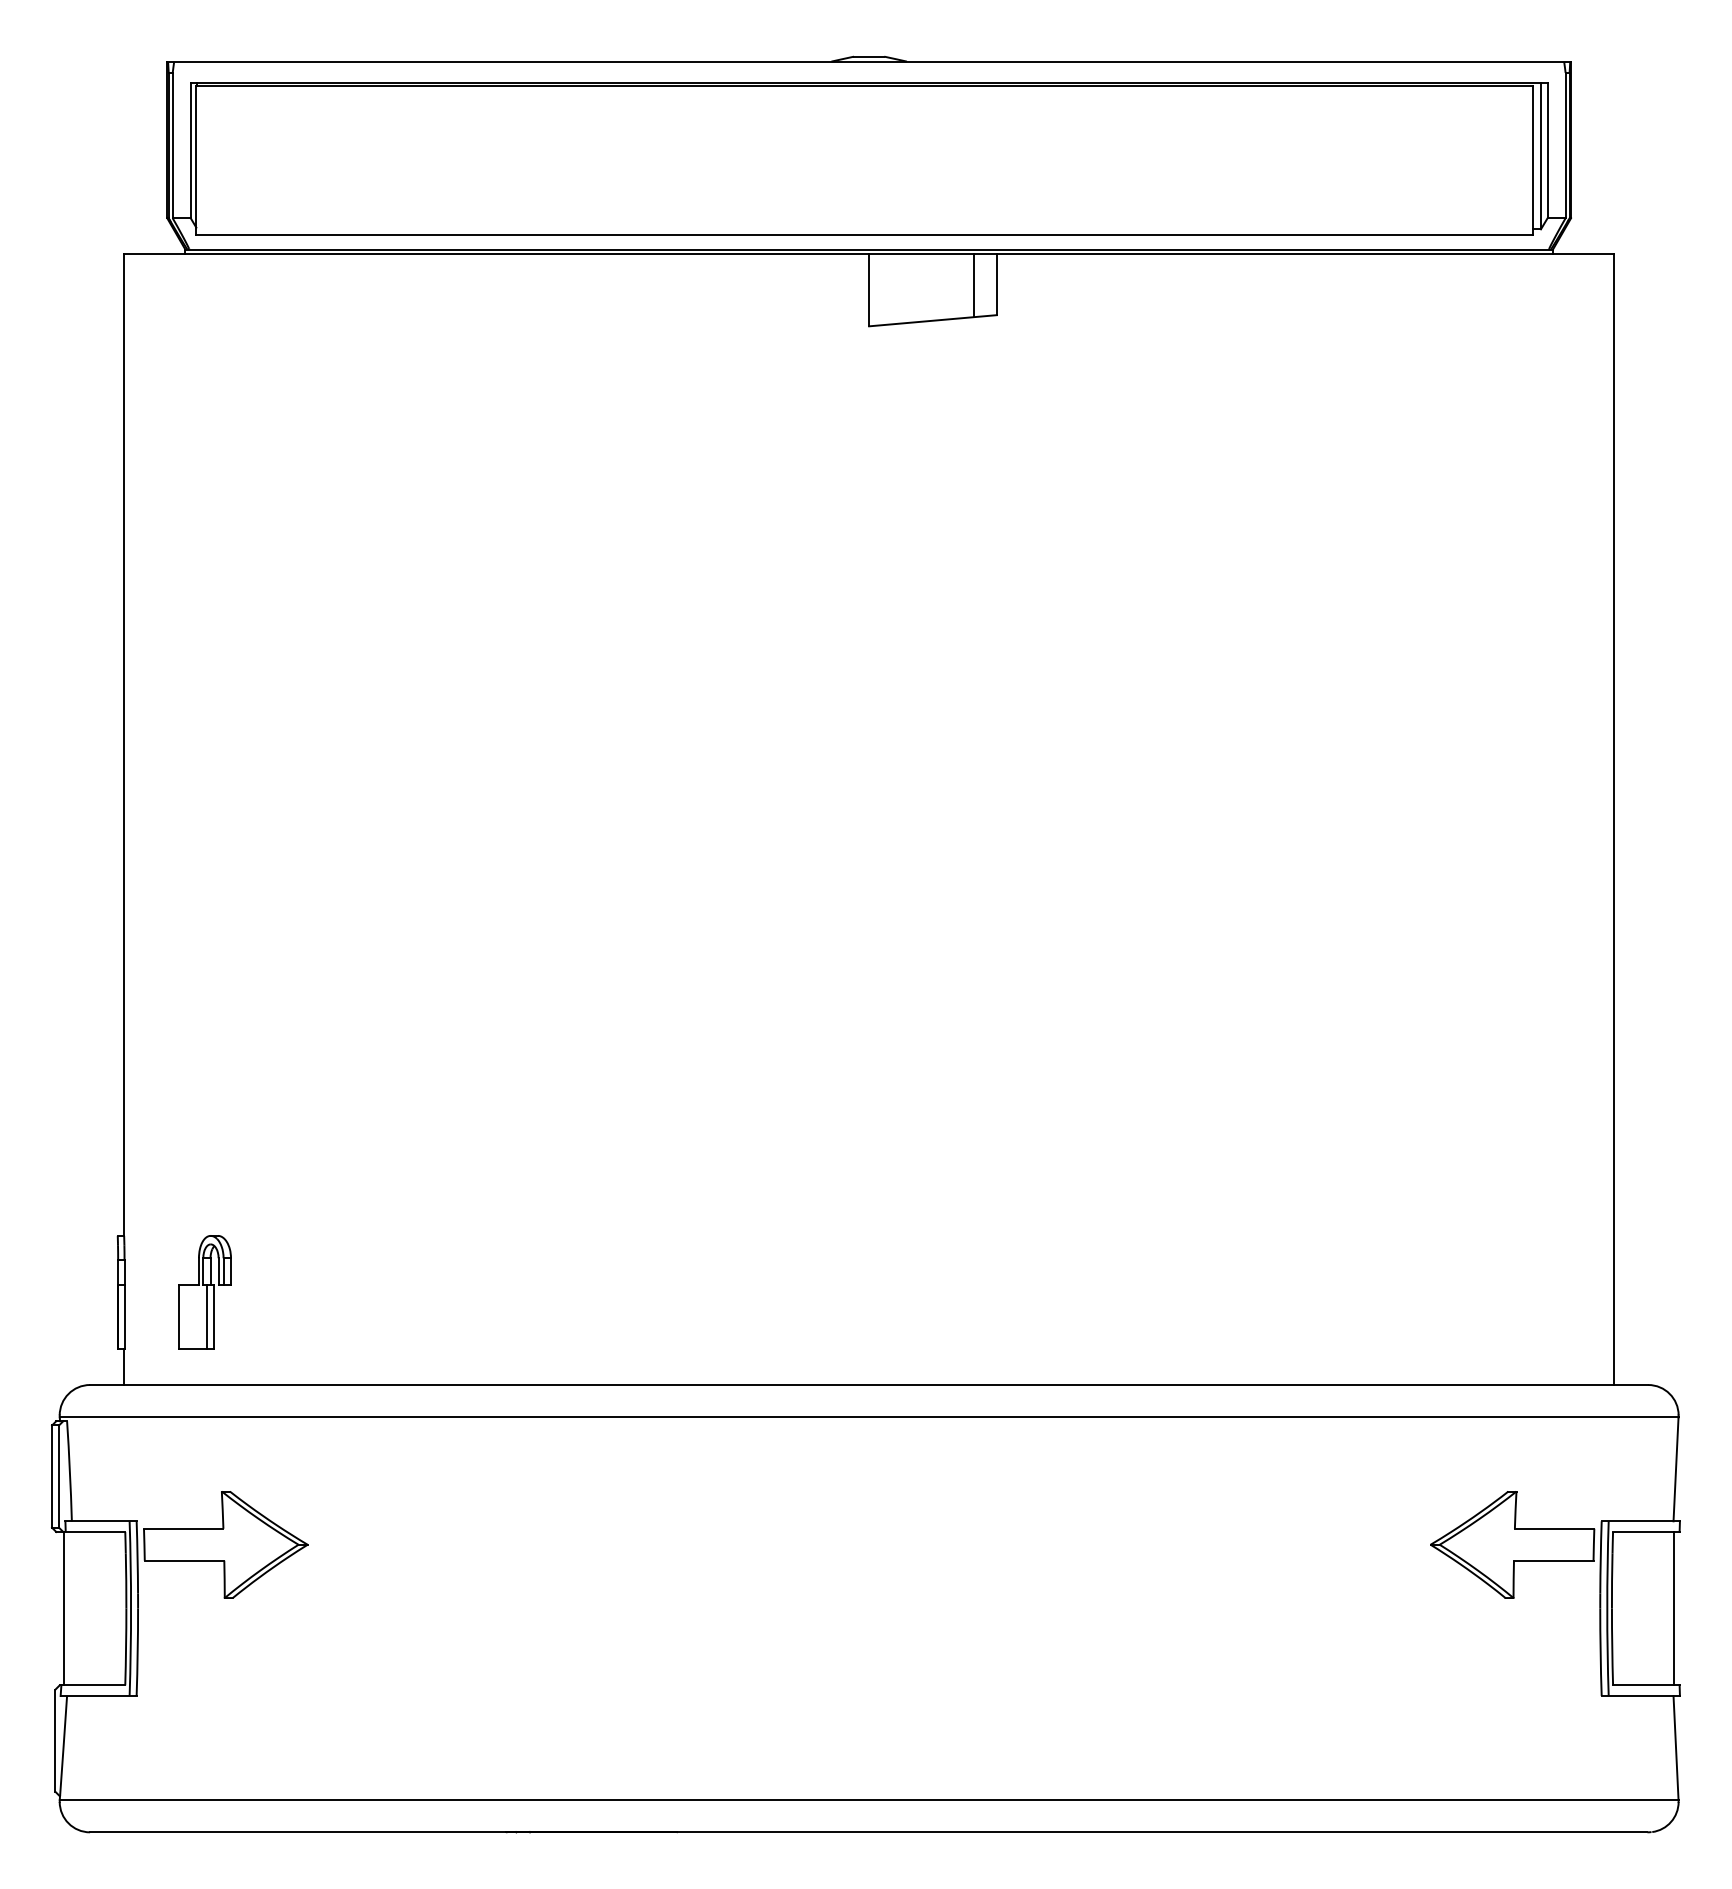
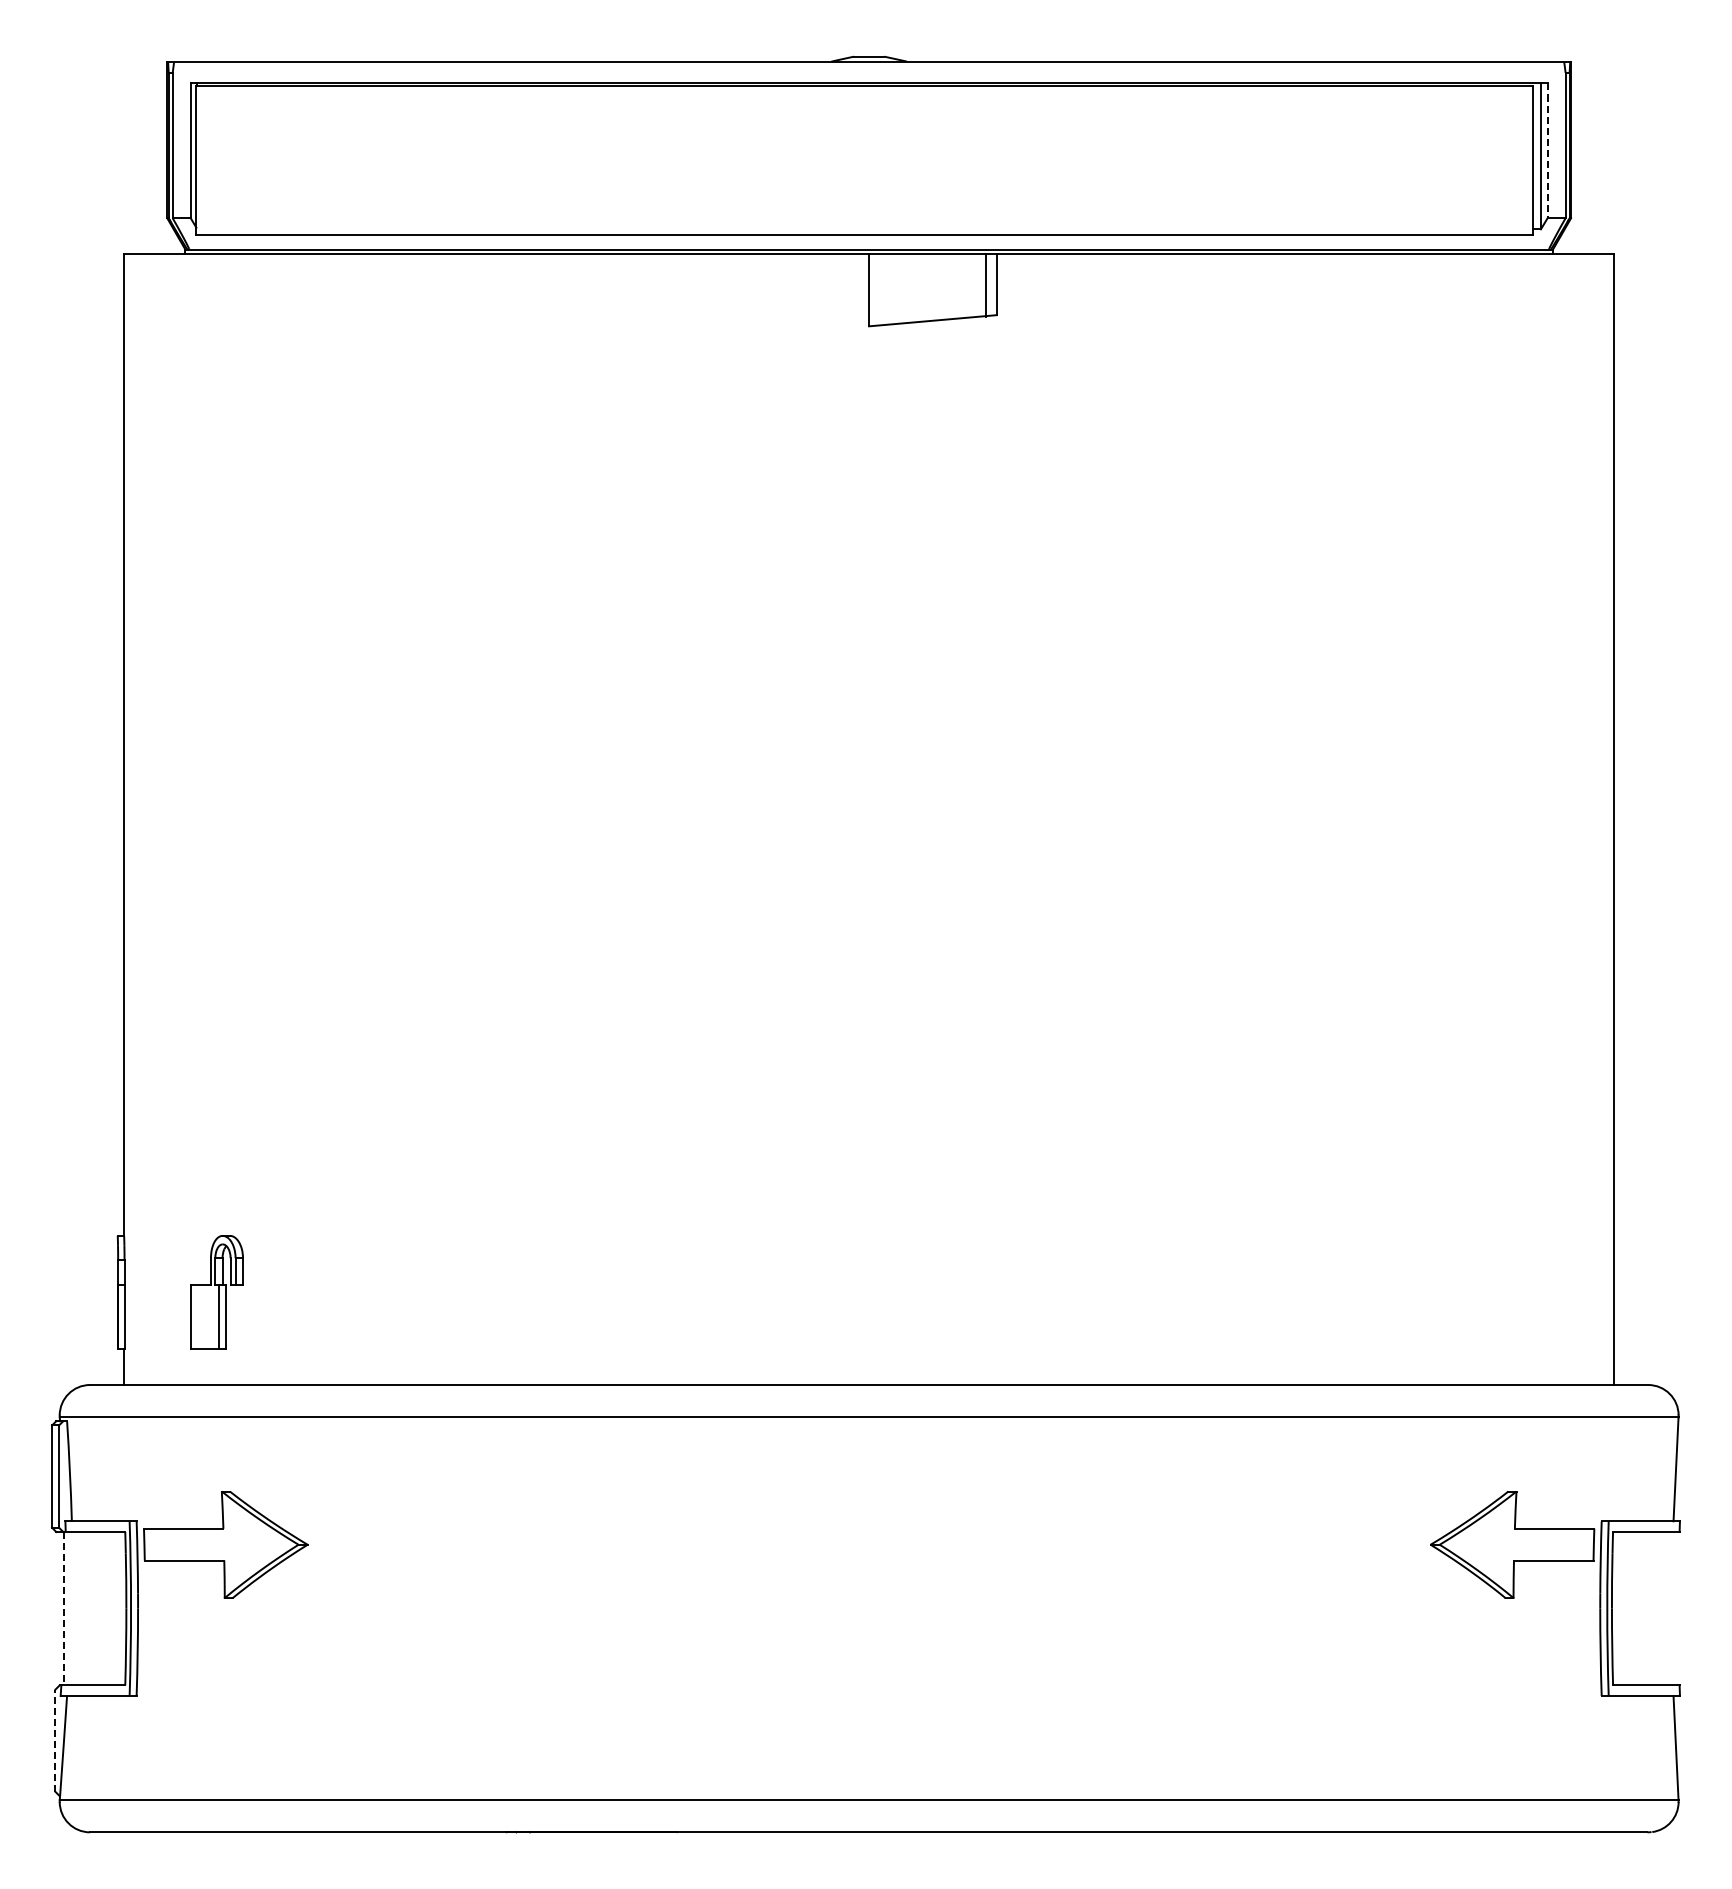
line: solid -> dashed (1547, 151)
line position: (974, 285) -> (986, 285) (986, 285)
part position: (204, 1292) -> (216, 1292) (216, 1292)
line: solid -> dashed (63, 1608)
line: present -> none (1674, 1608)
line: solid -> dashed (55, 1740)
